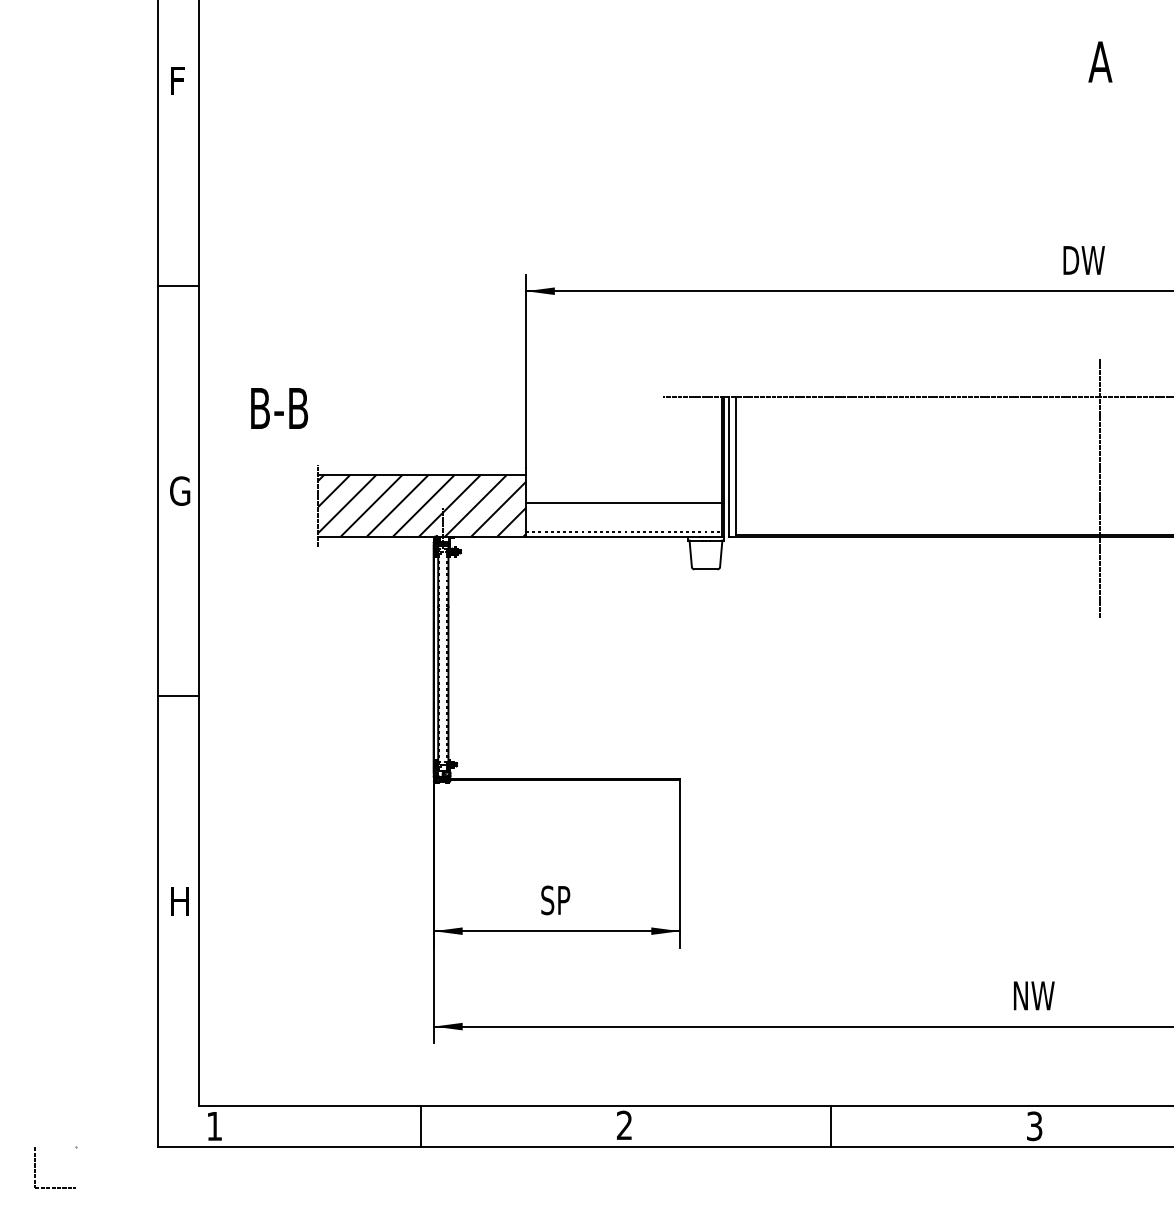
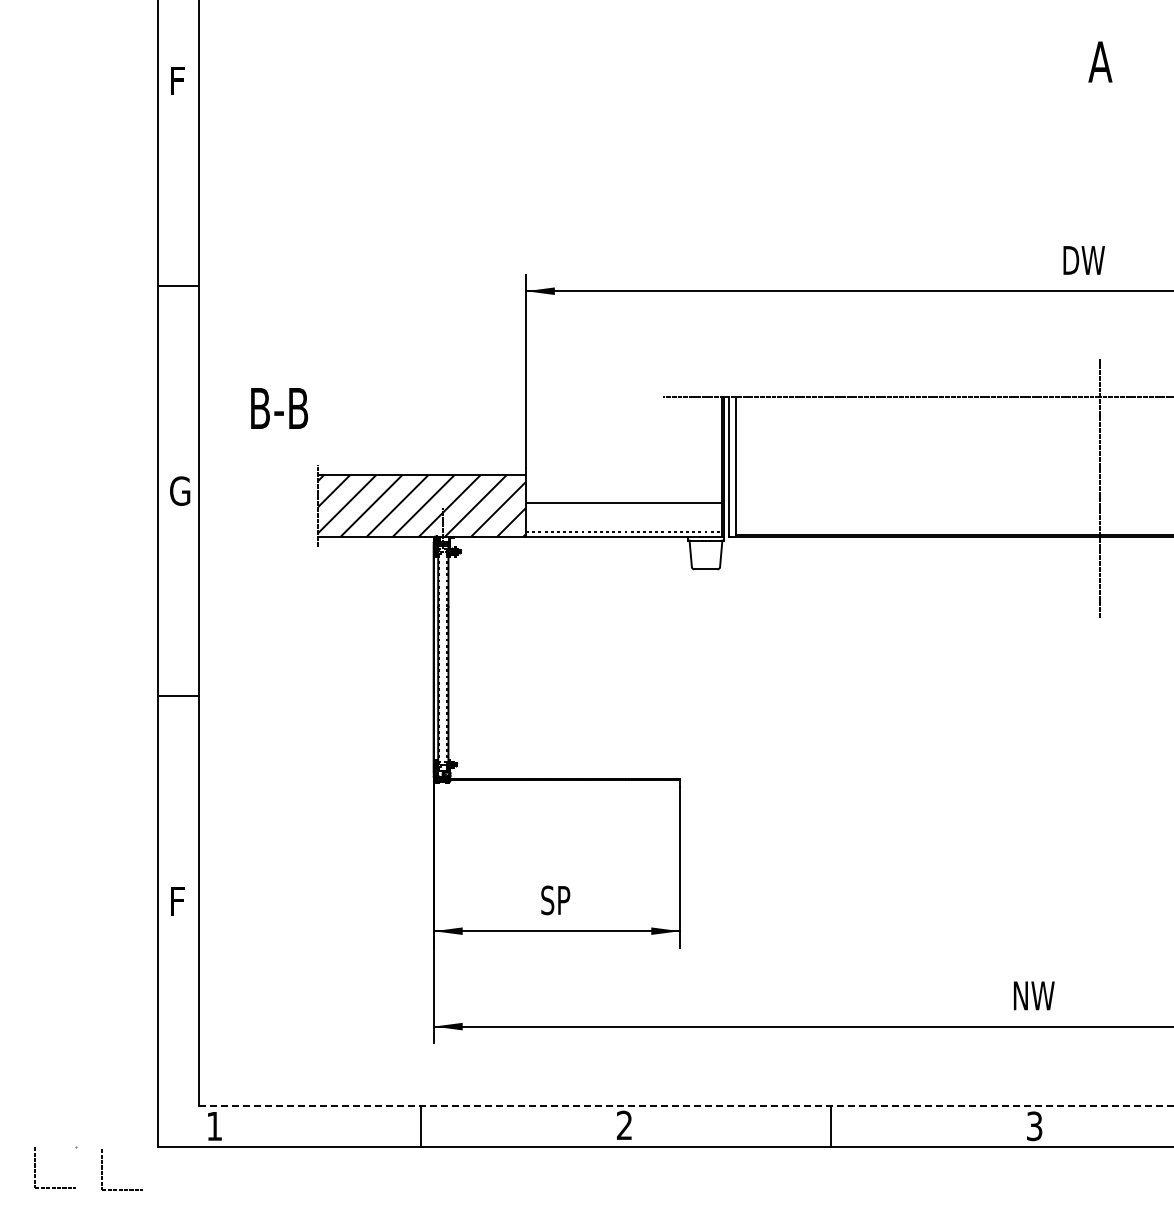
text: H -> F (181, 901)
line: solid -> dashed (686, 1106)
part: none -> present (102, 1169)
